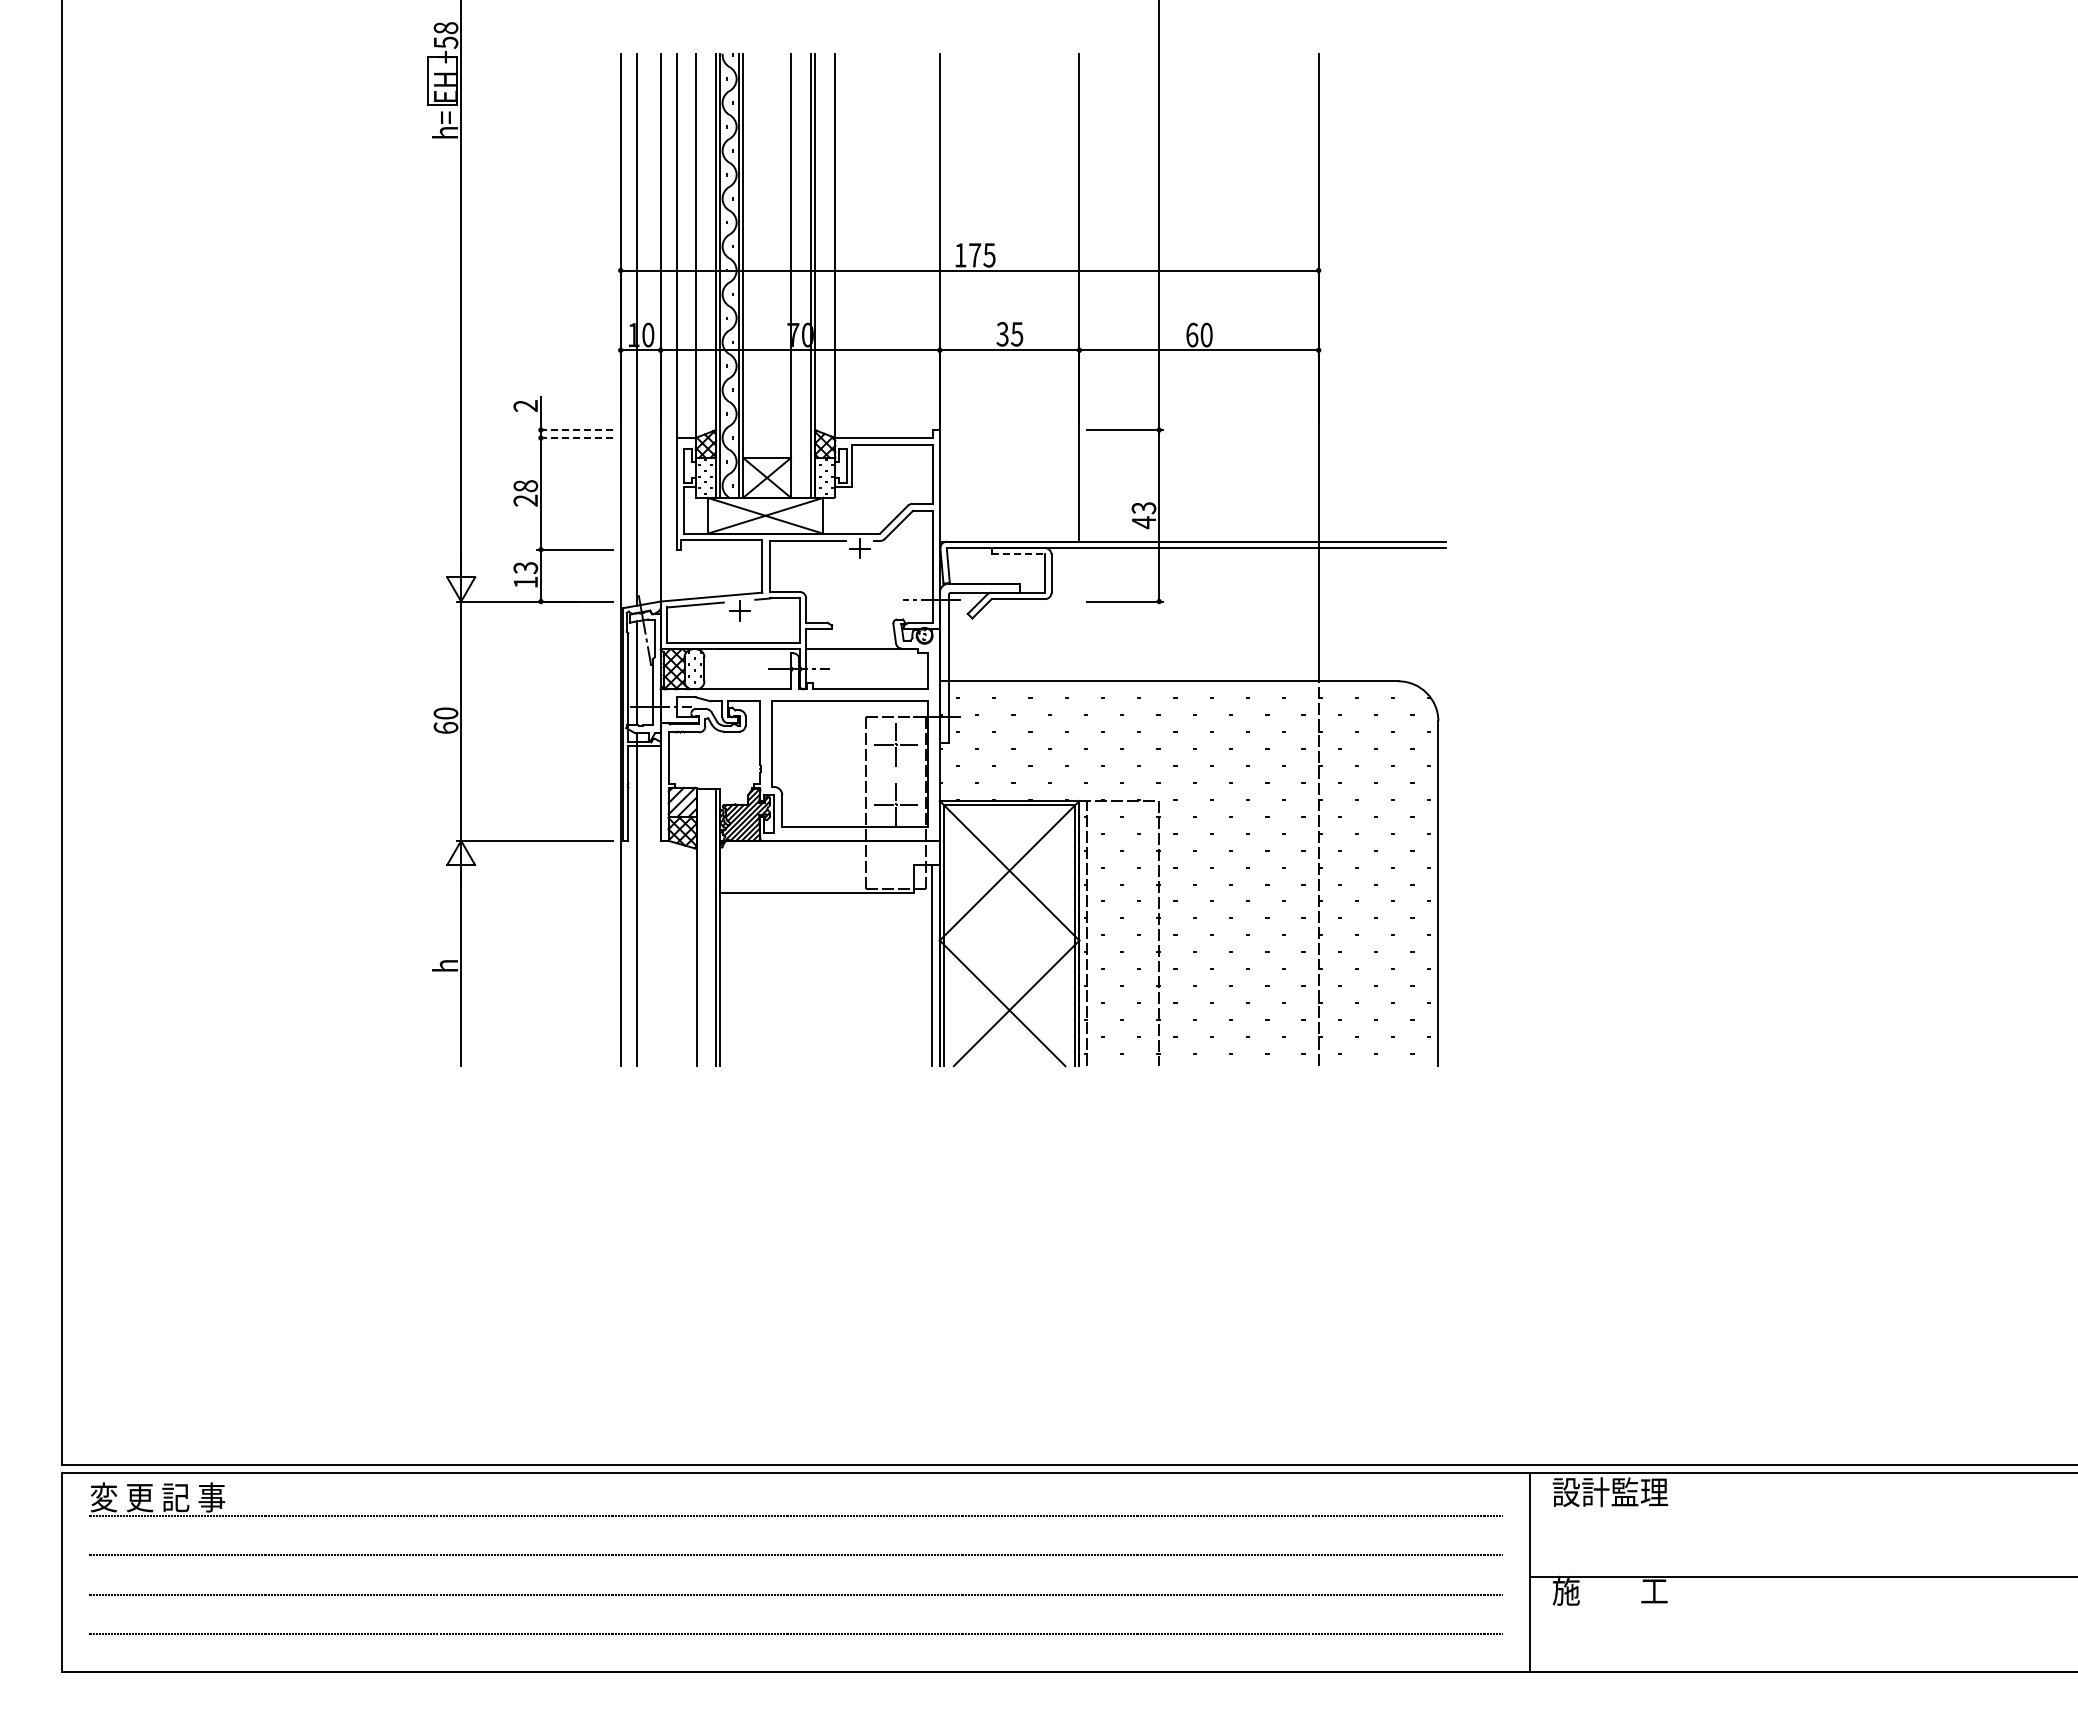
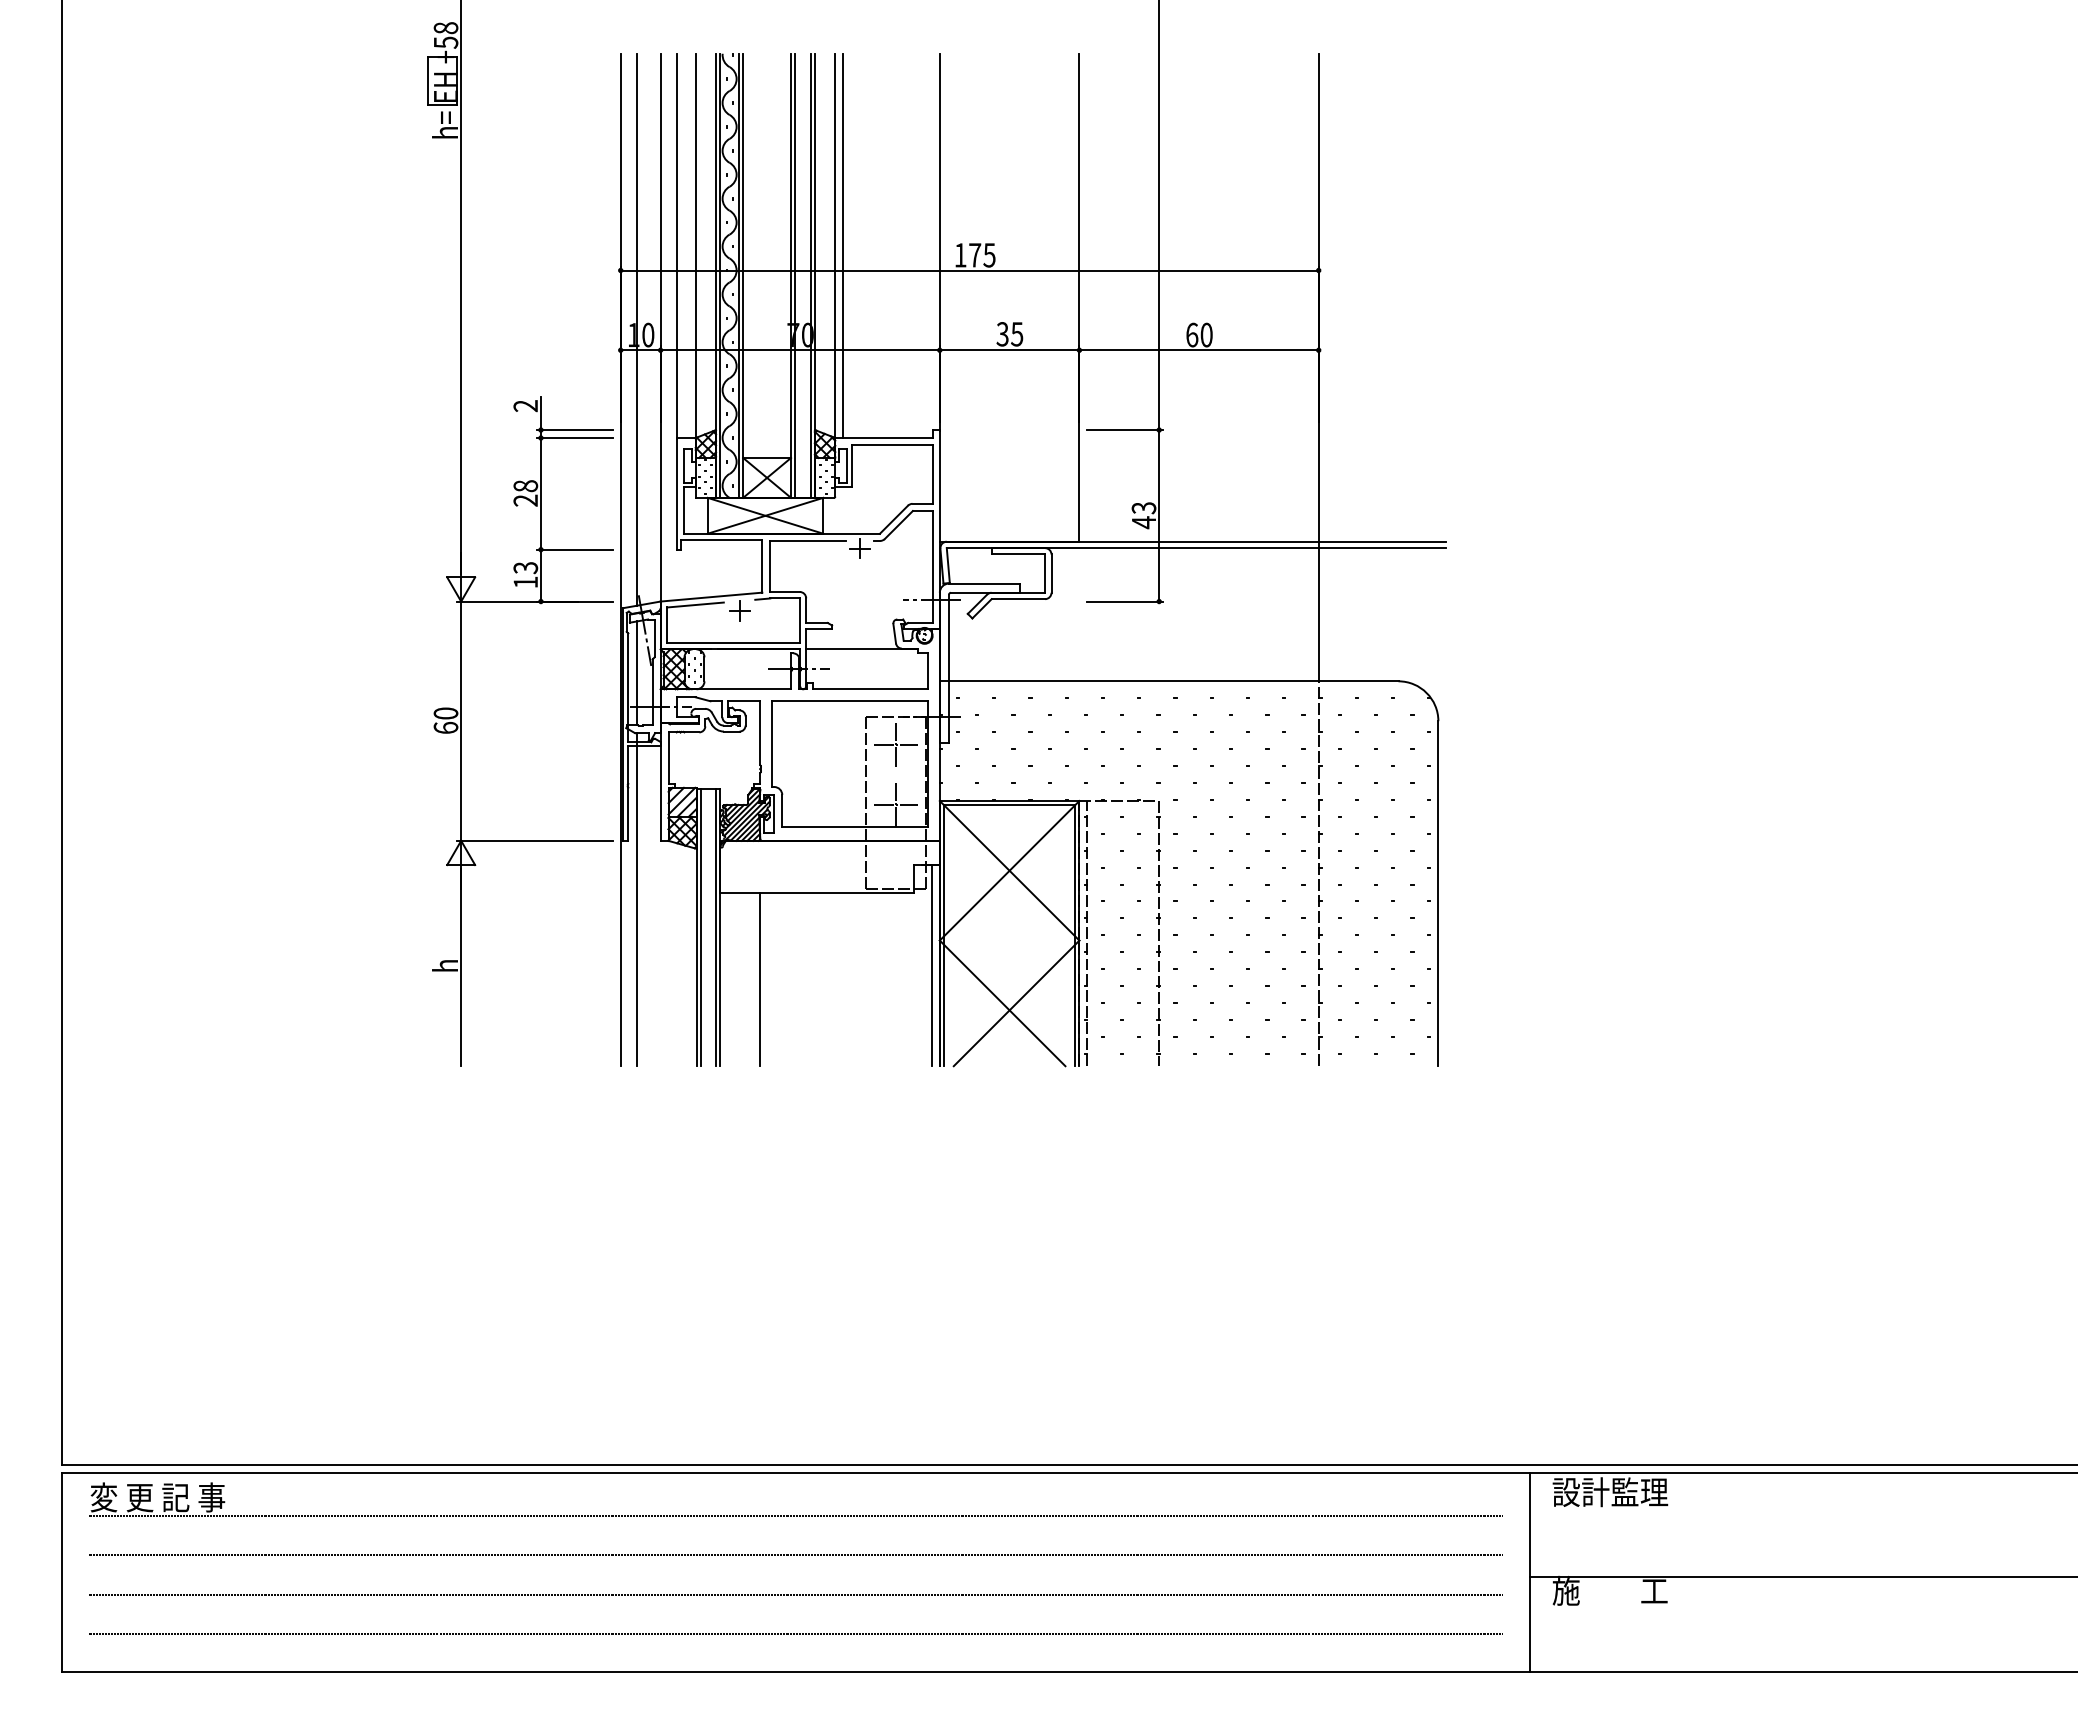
line: none -> present (843, 245)
line: none -> present (795, 275)
line: dashed -> solid (574, 430)
line: dashed -> solid (574, 438)
line: dashed -> solid (1018, 554)
line: none -> present (700, 927)
line: none -> present (760, 979)
